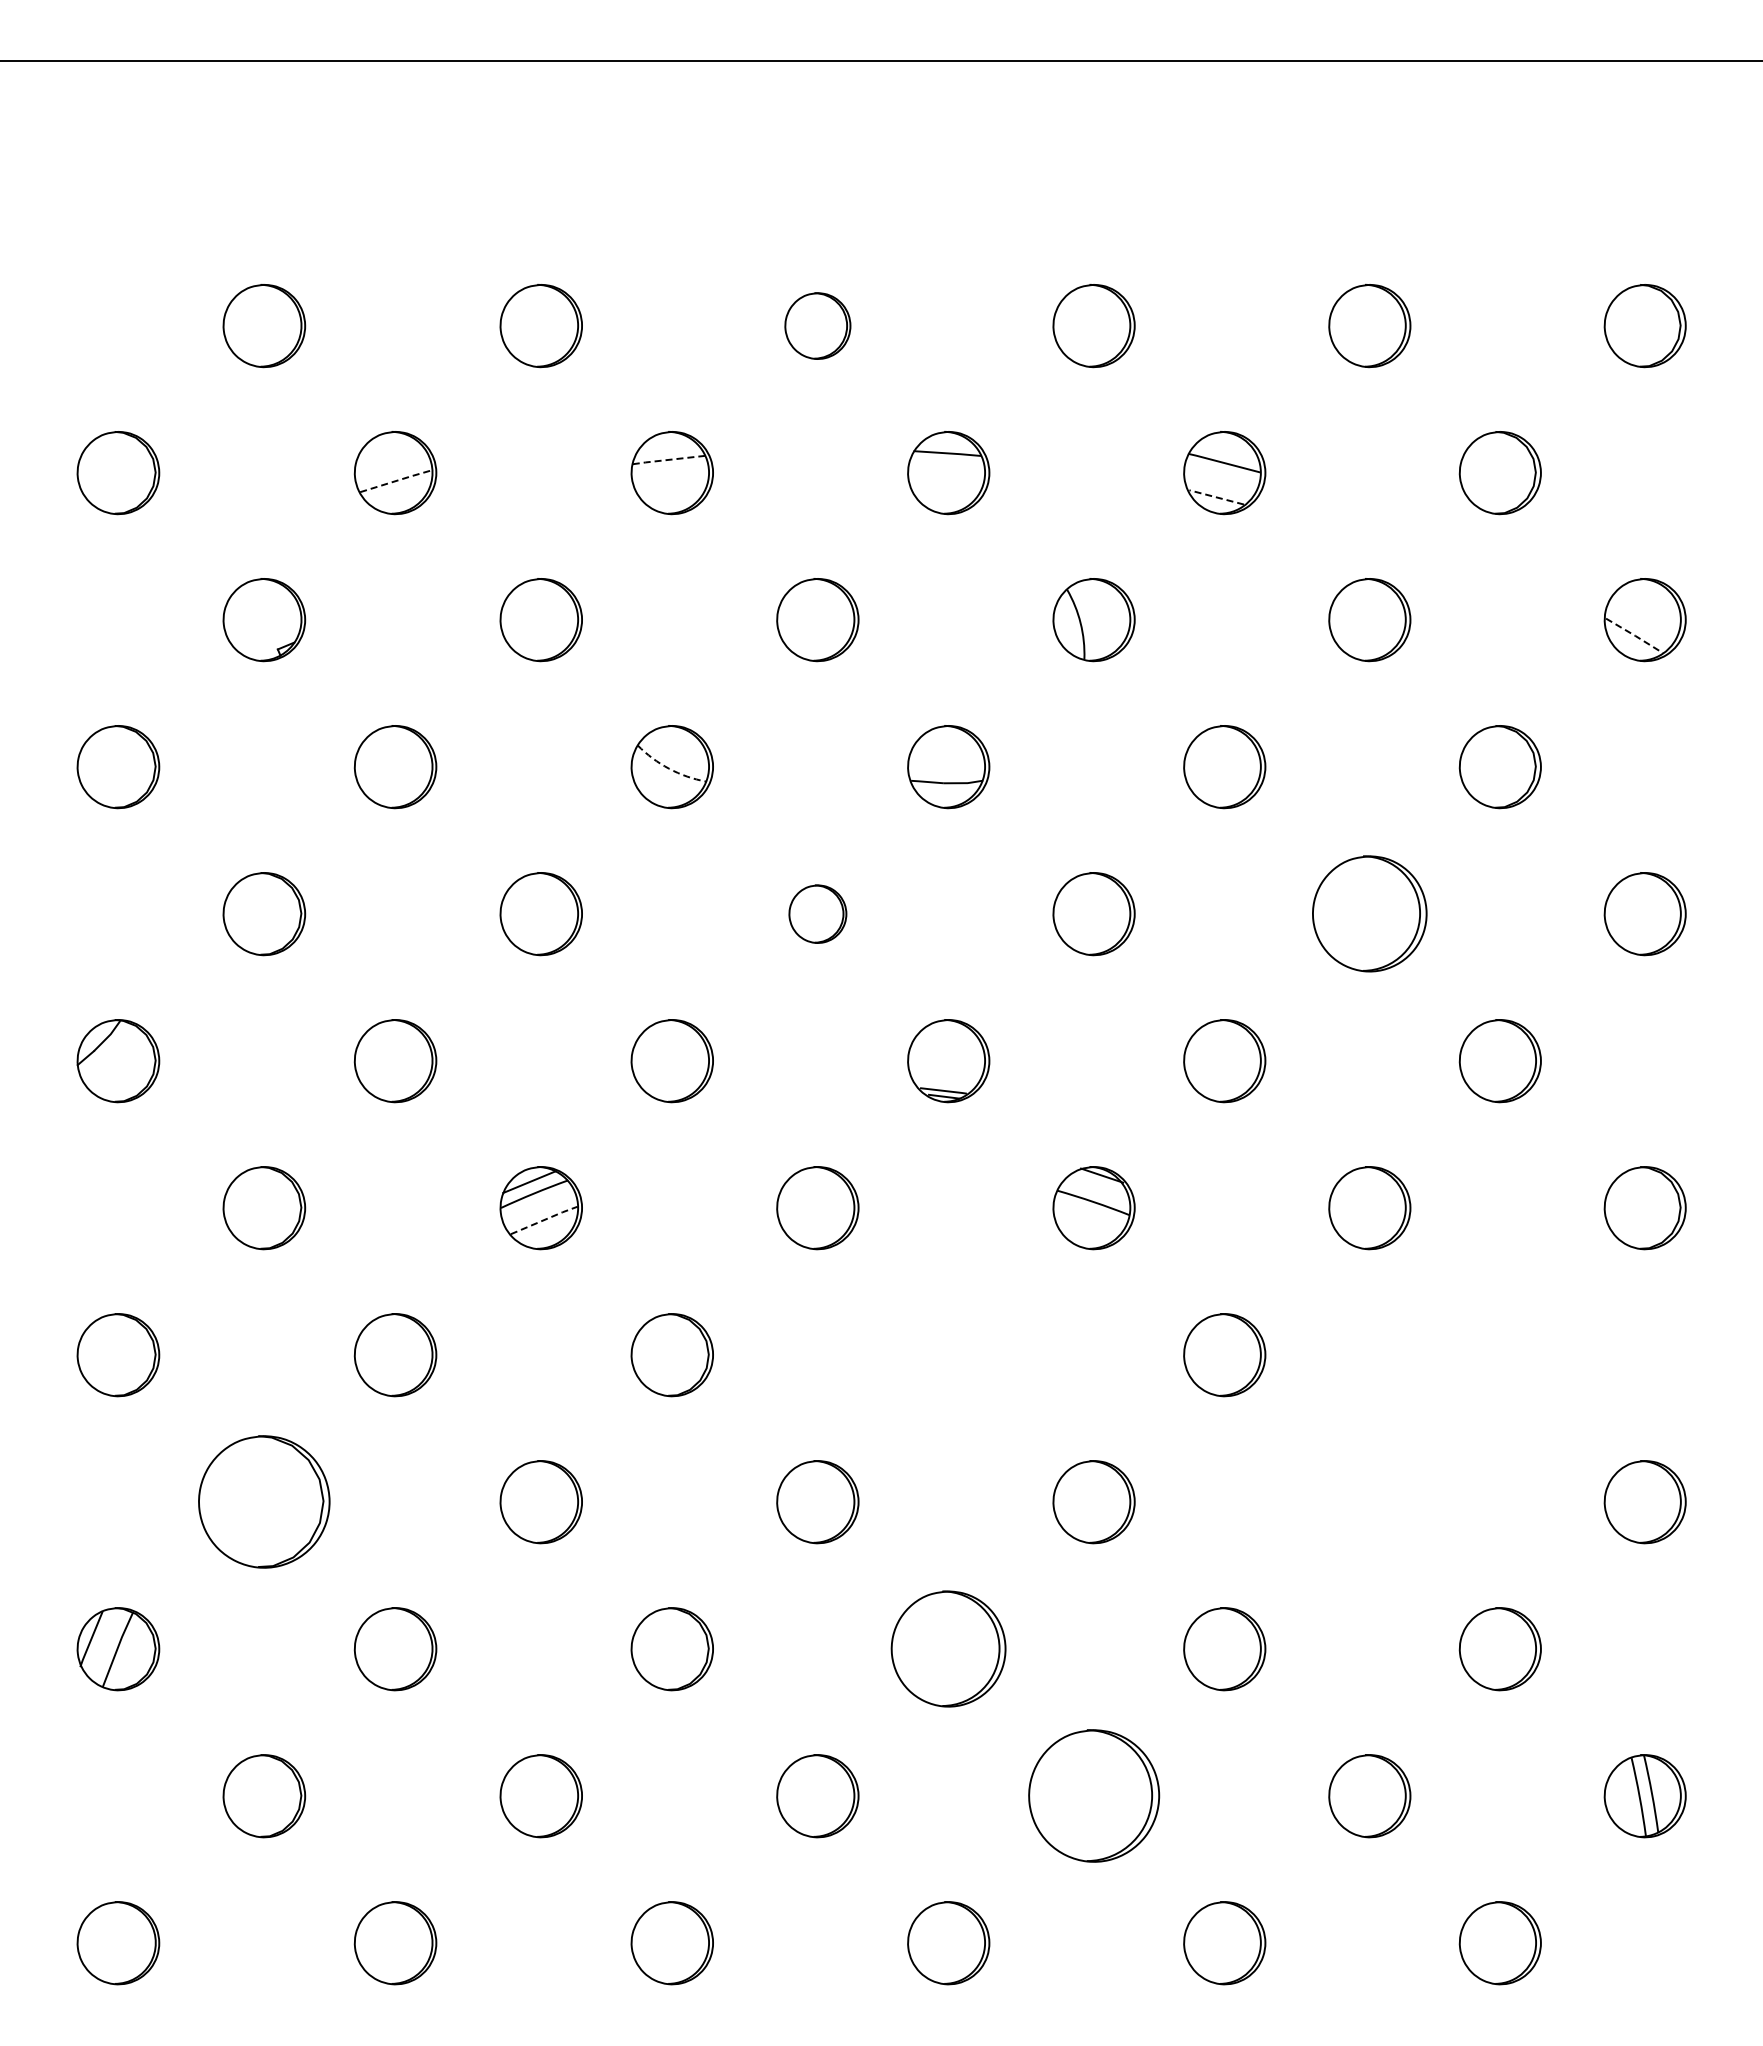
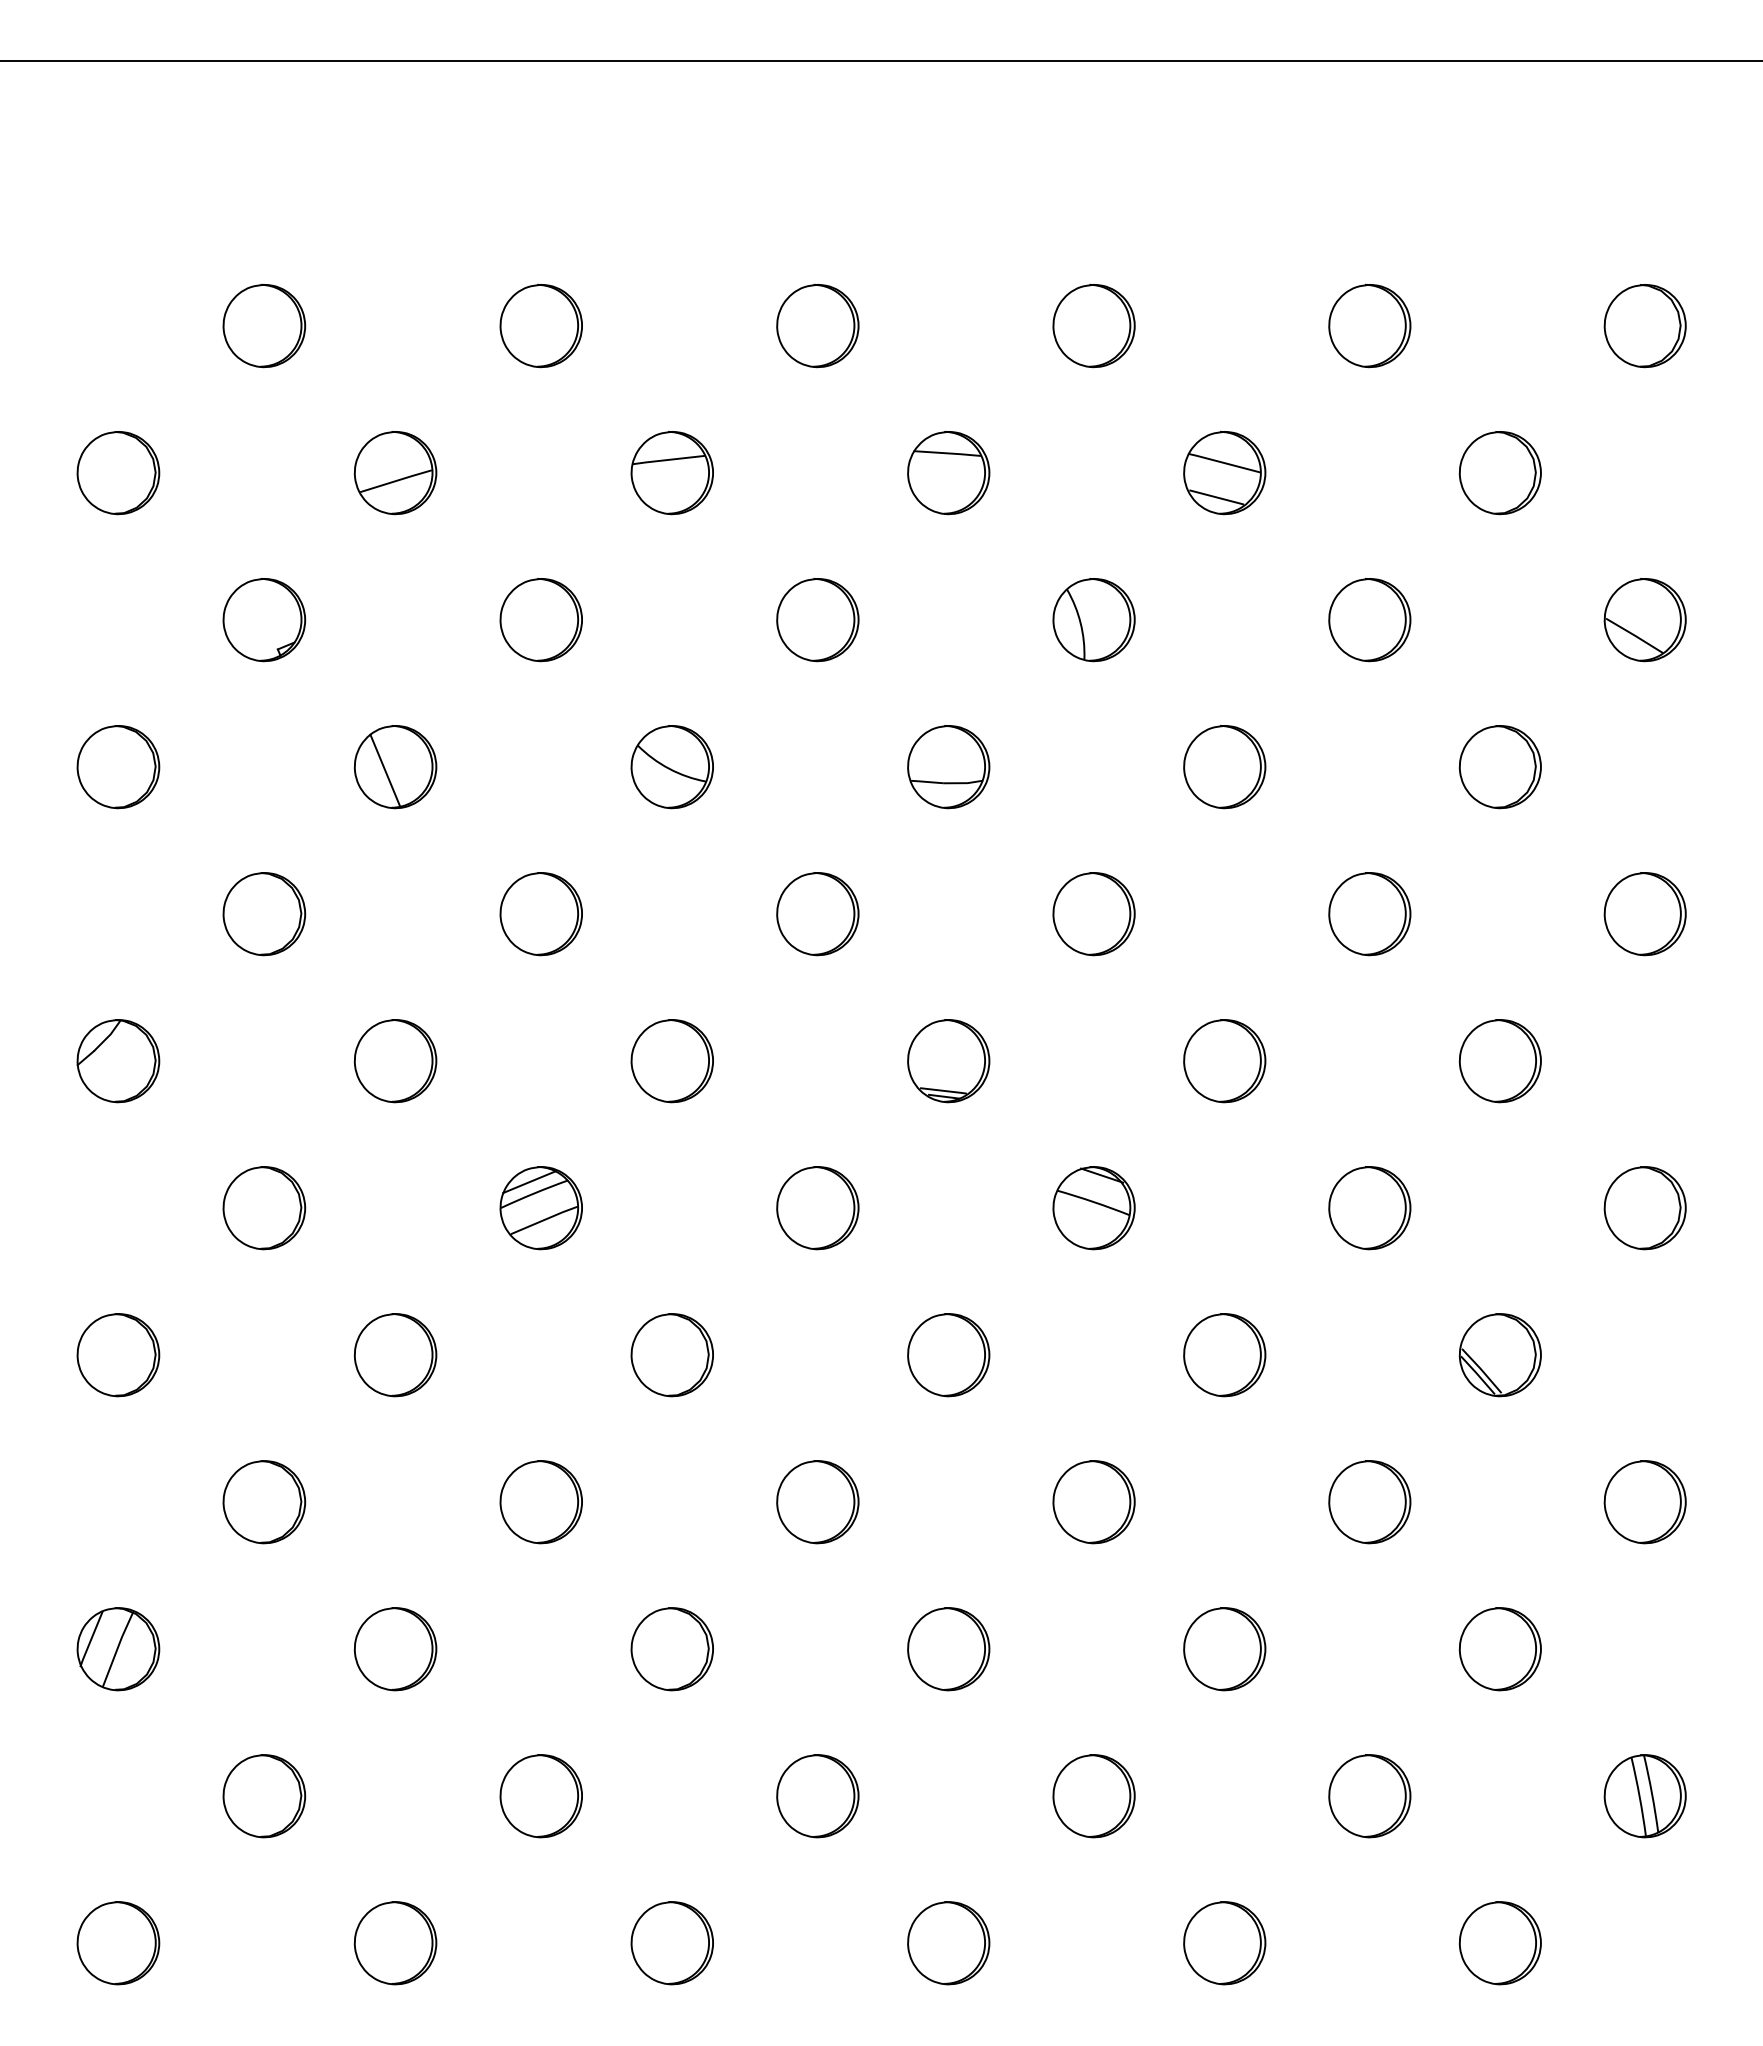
part size: 68x68 px -> 84x85 px (817, 326)
line: dashed -> solid (667, 460)
line: dashed -> solid (397, 480)
line: dashed -> solid (1216, 497)
line: dashed -> solid (1635, 635)
arc: dashed -> solid (669, 768)
line: none -> present (385, 770)
part size: 60x60 px -> 84x85 px (817, 914)
part size: 116x118 px -> 84x85 px (1369, 914)
line: dashed -> solid (544, 1219)
part: none -> present (948, 1355)
part: none -> present (1499, 1355)
part size: 133x134 px -> 85x85 px (264, 1502)
part: none -> present (1369, 1502)
part size: 117x118 px -> 84x85 px (948, 1649)
part size: 133x134 px -> 84x85 px (1093, 1796)
